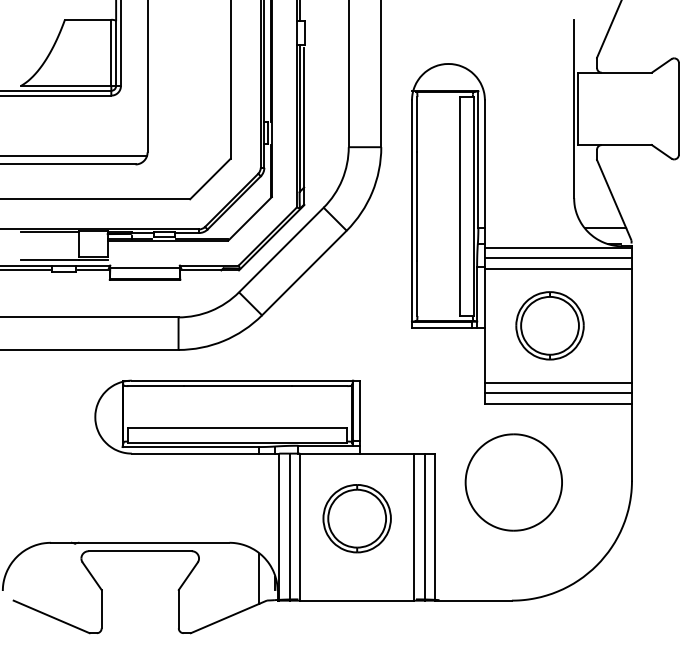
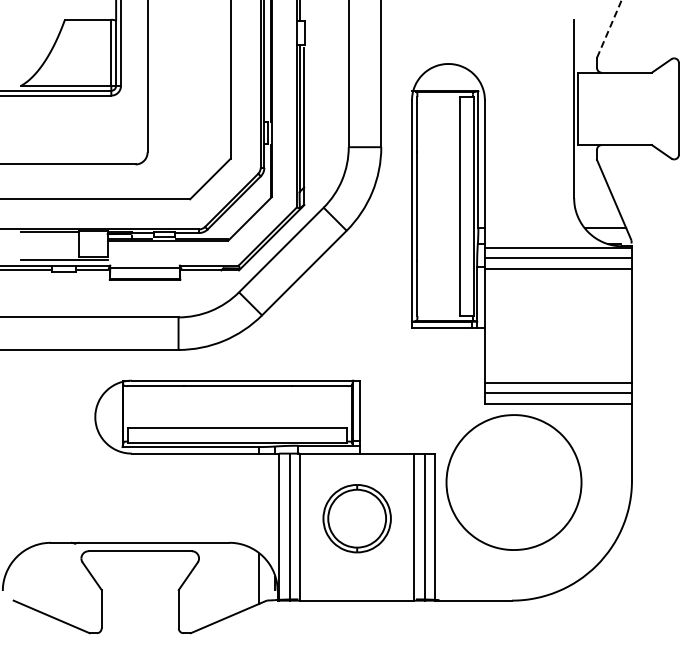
line: solid -> dashed (609, 28)
line: present -> none (74, 155)
part: present -> none (549, 325)
part size: 99x99 px -> 138x137 px (513, 482)
